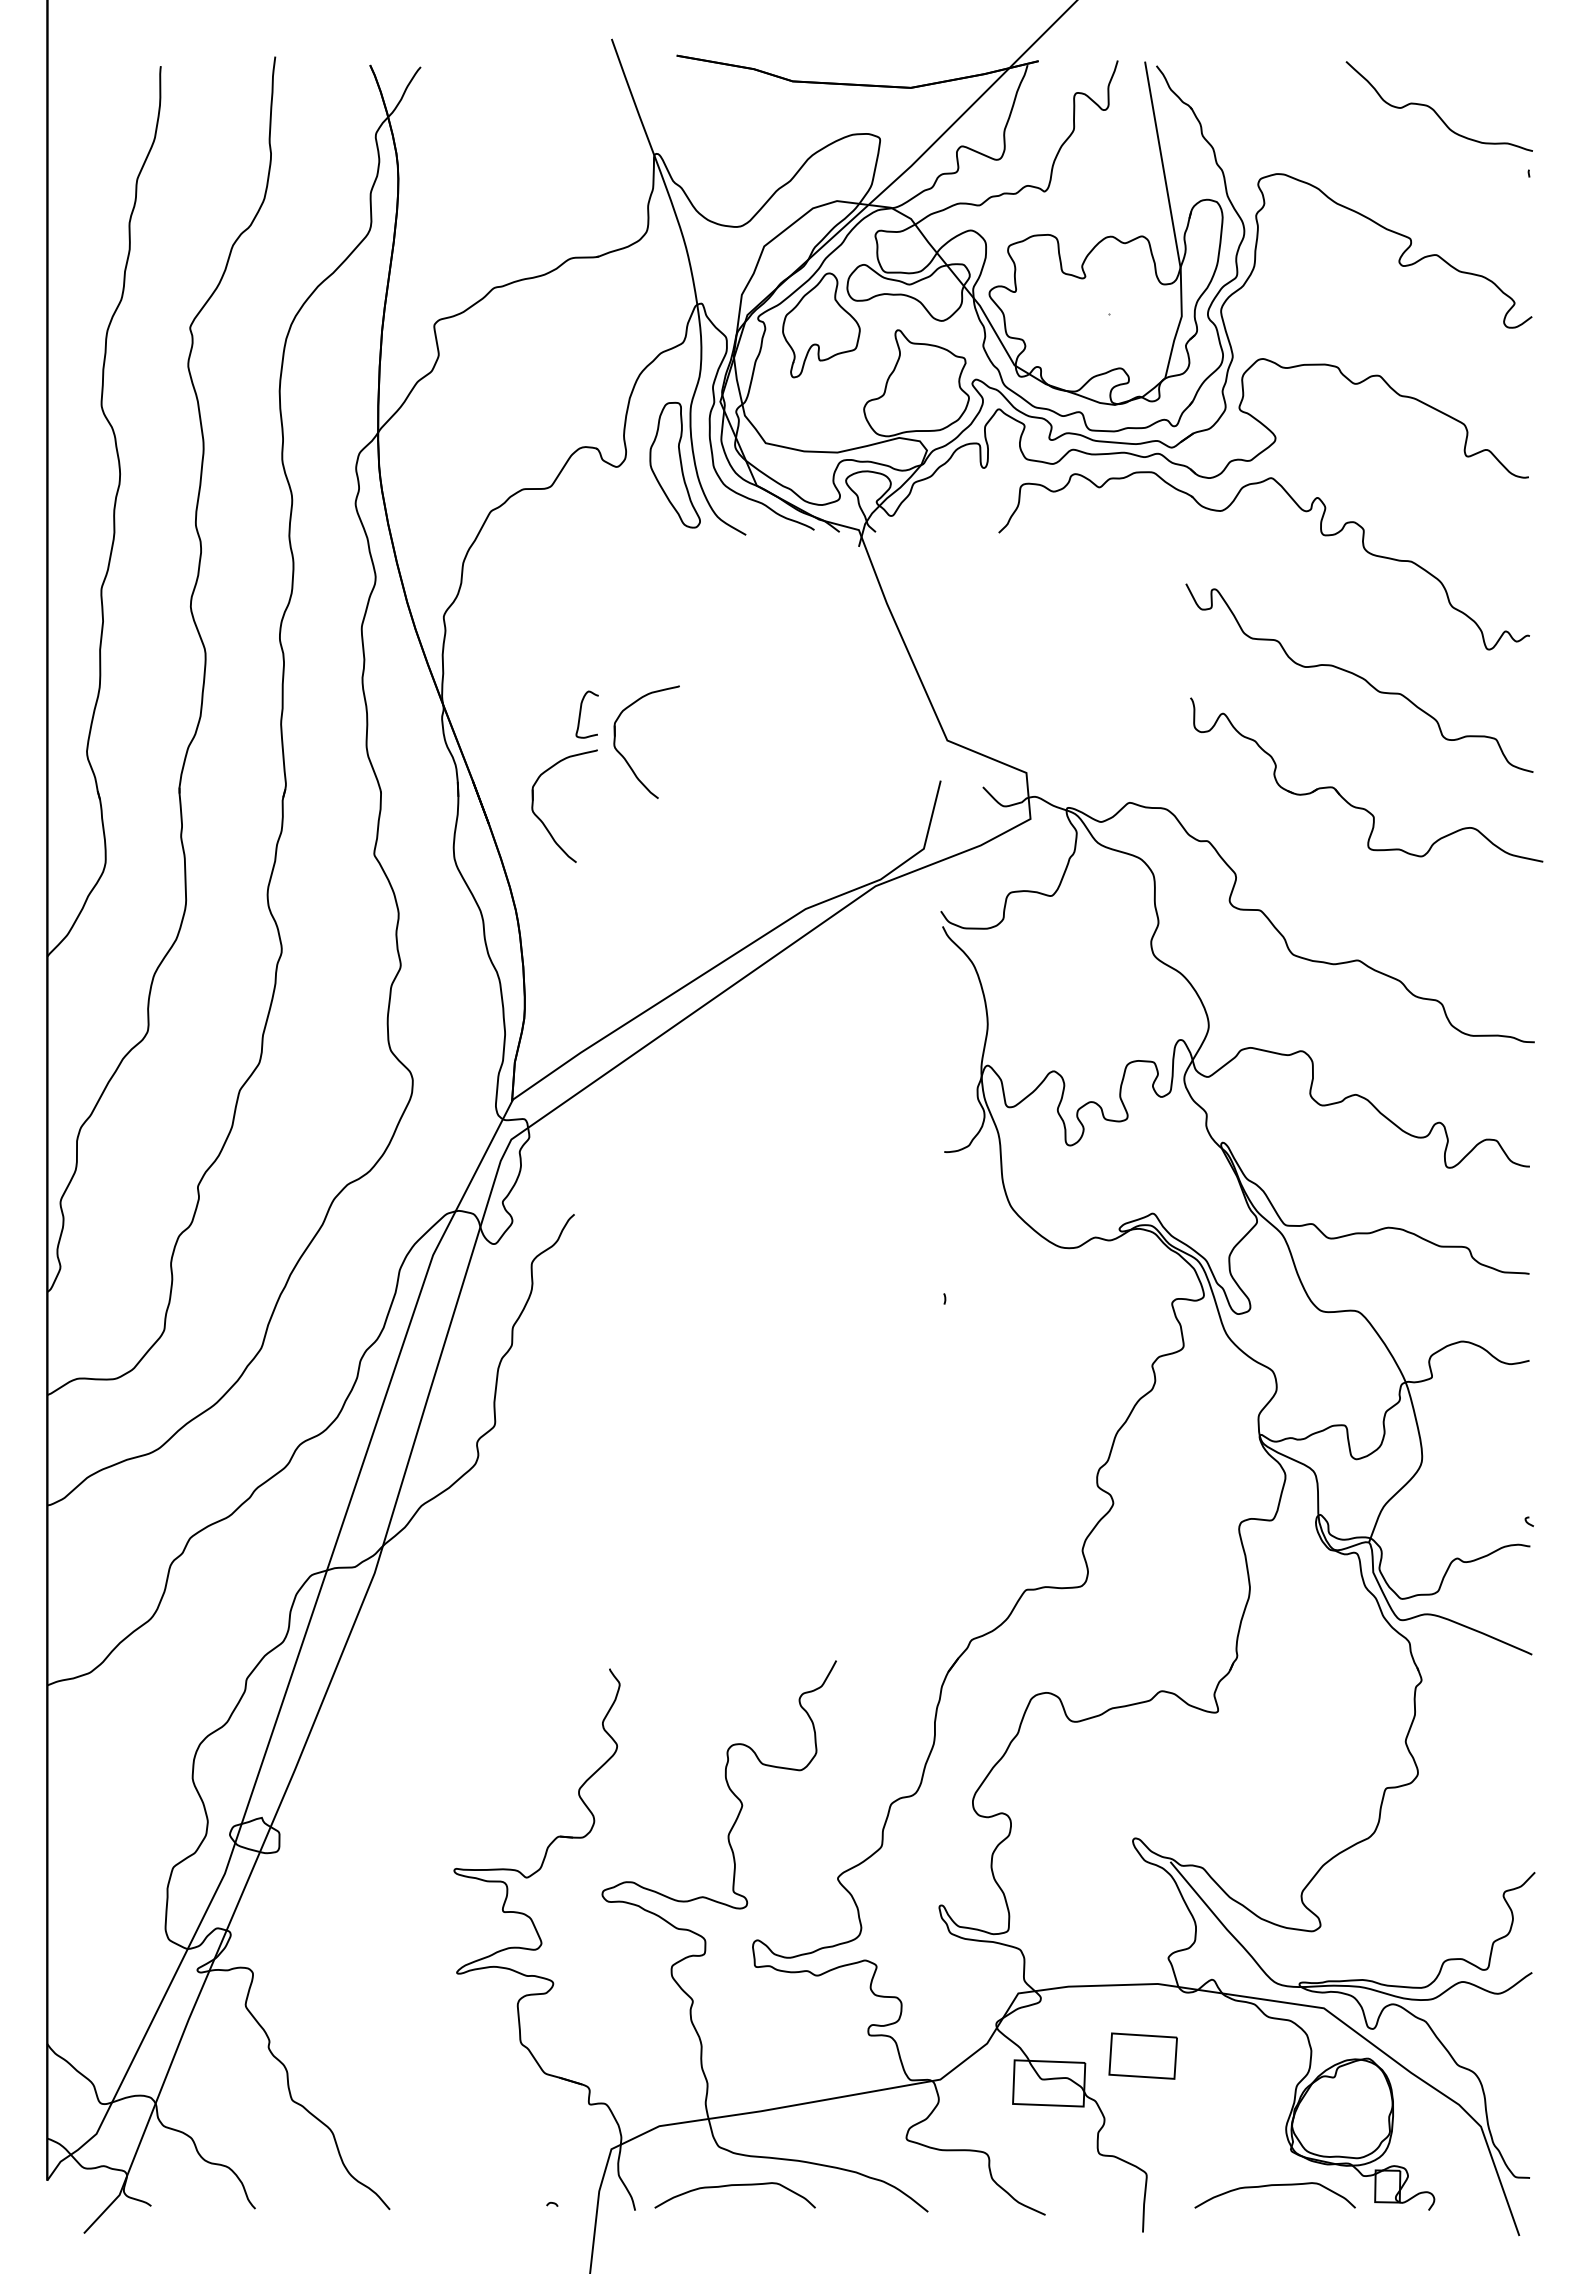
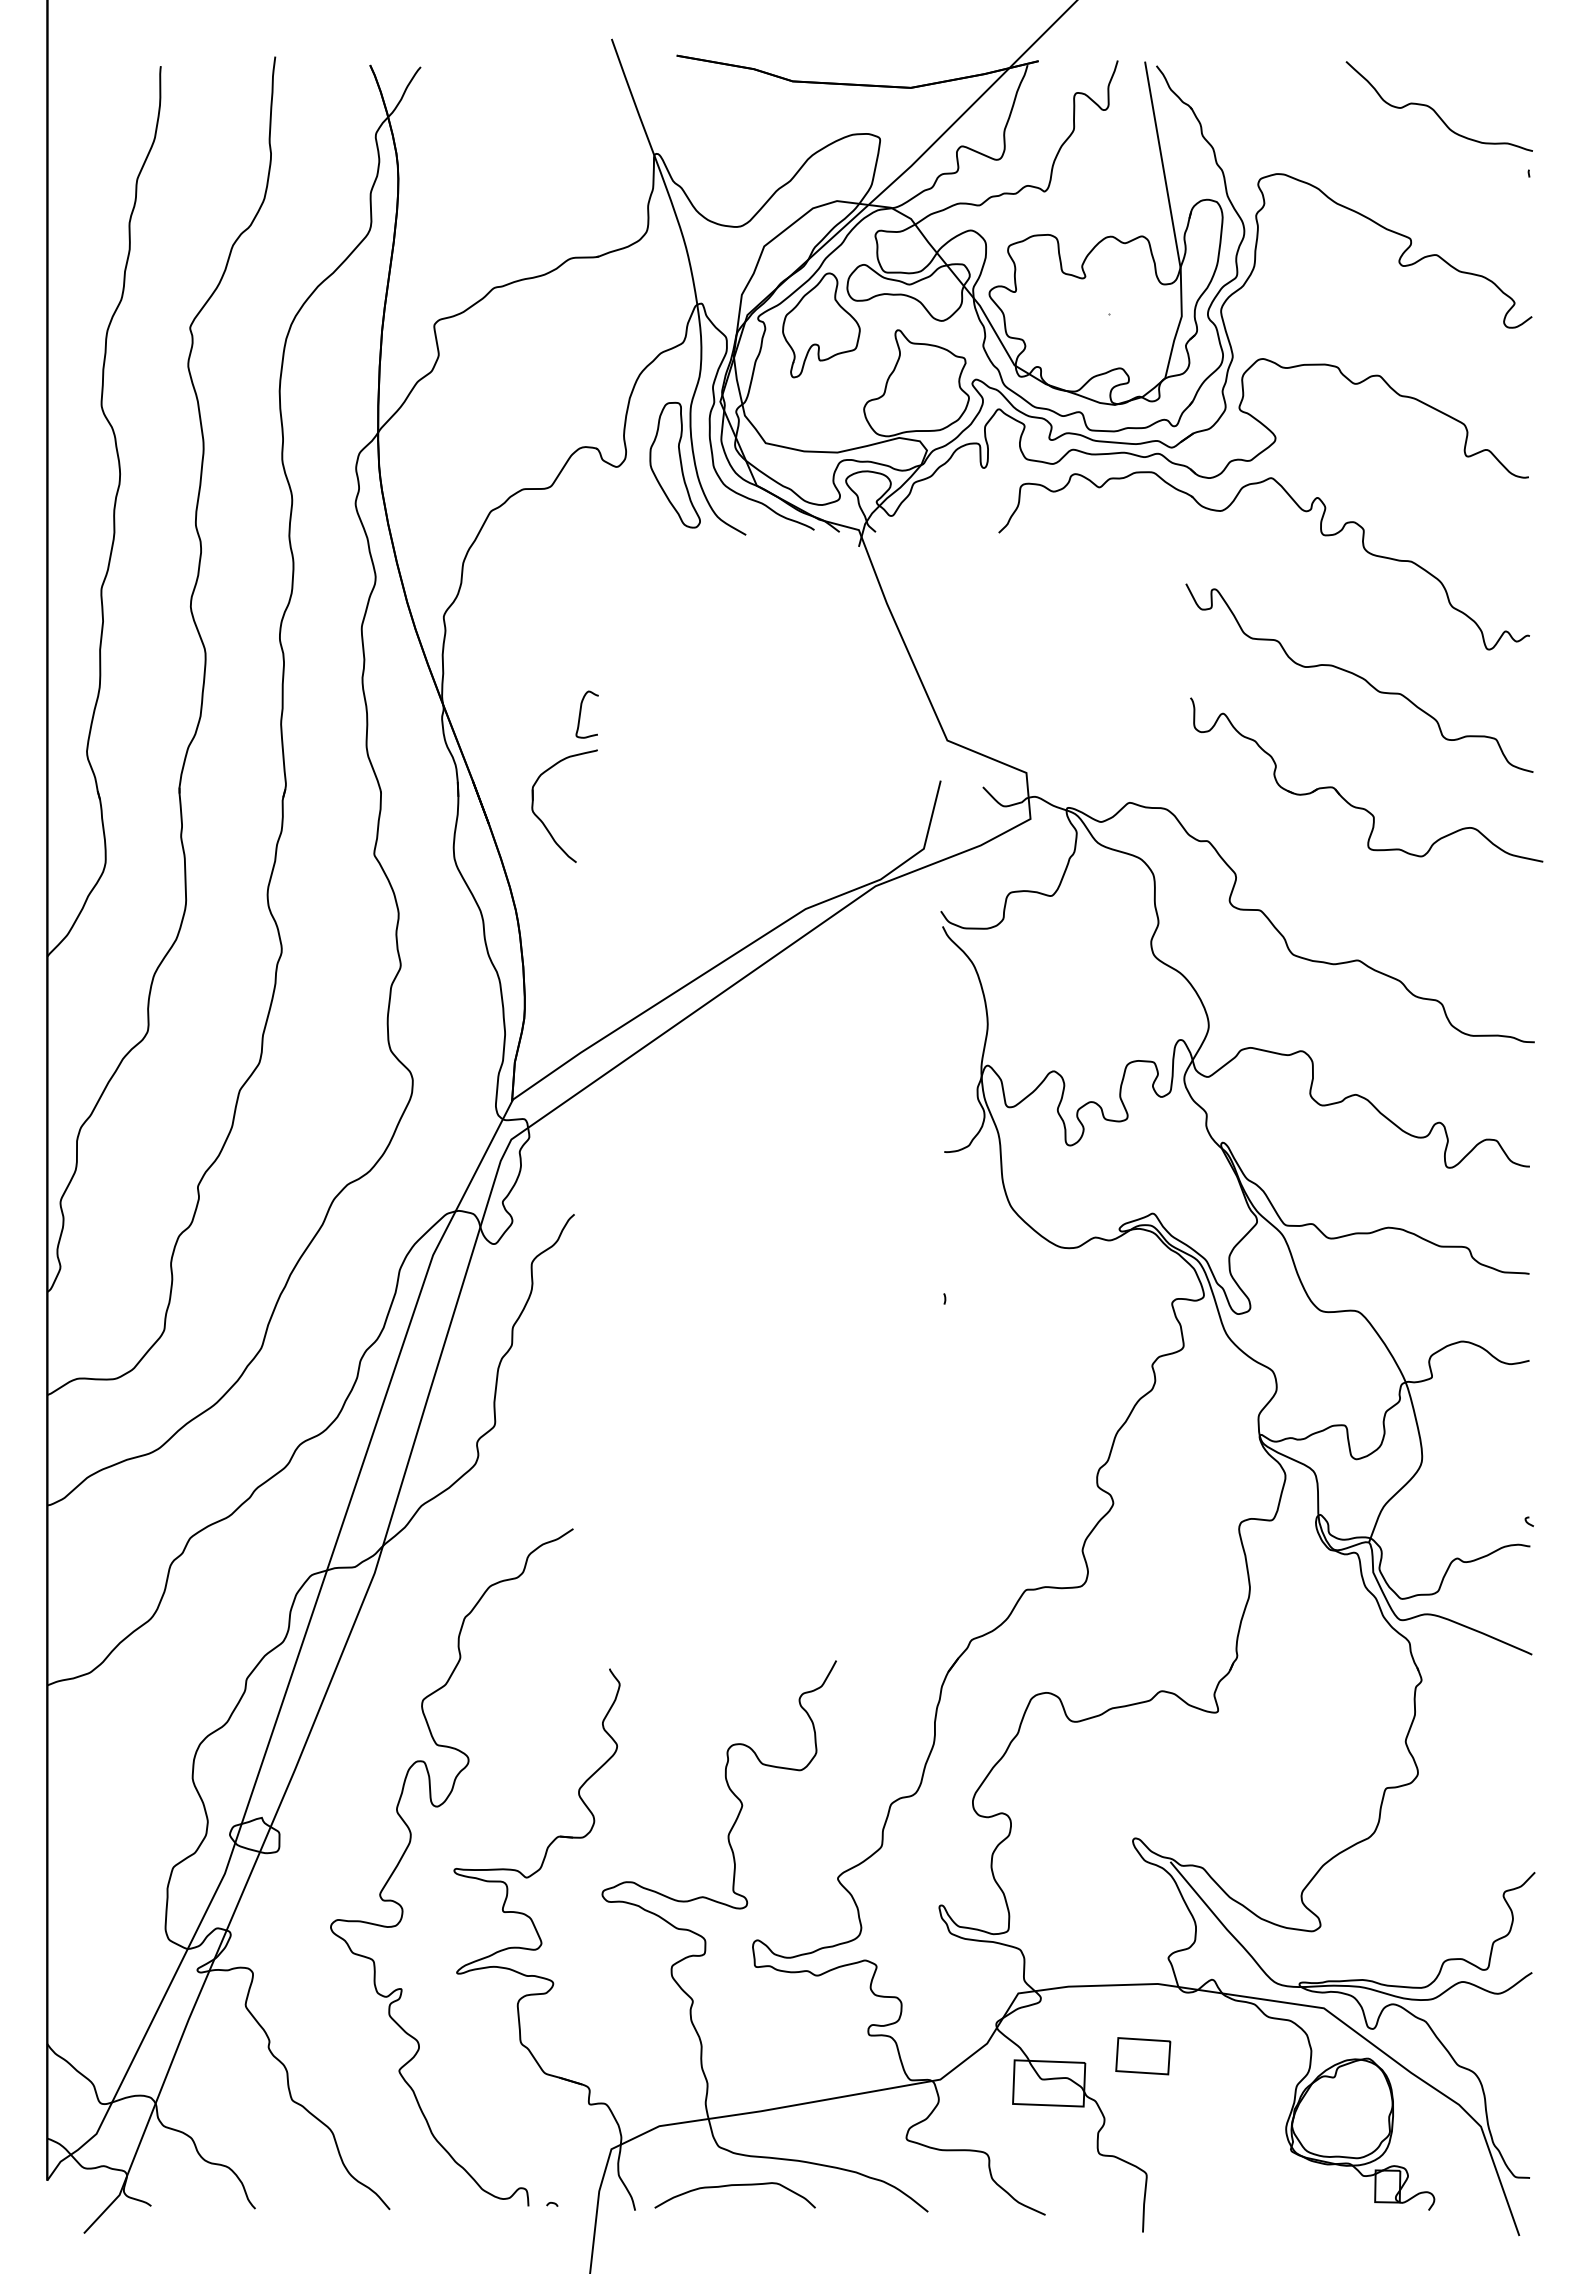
part: present -> none (624, 756)
curve: none -> present (409, 1845)
part size: 70x48 px -> 57x39 px (1143, 2056)
curve: present -> none (1271, 2186)
